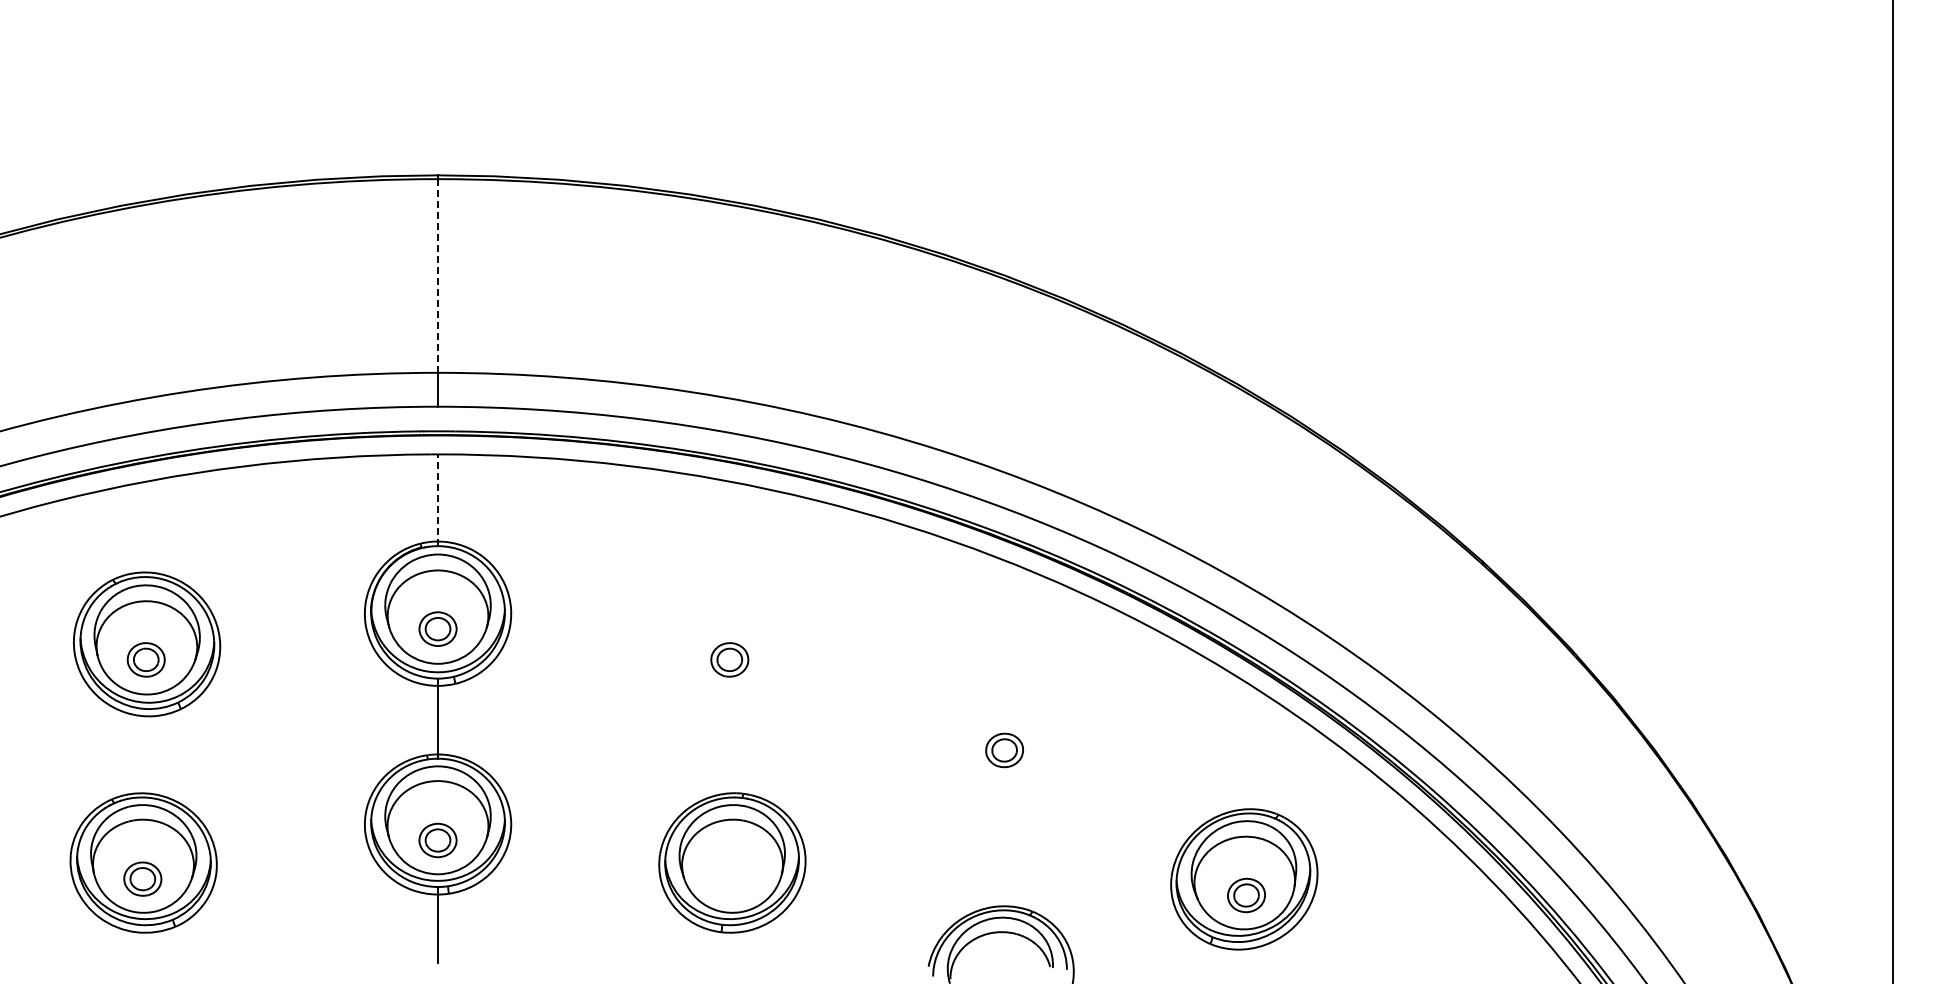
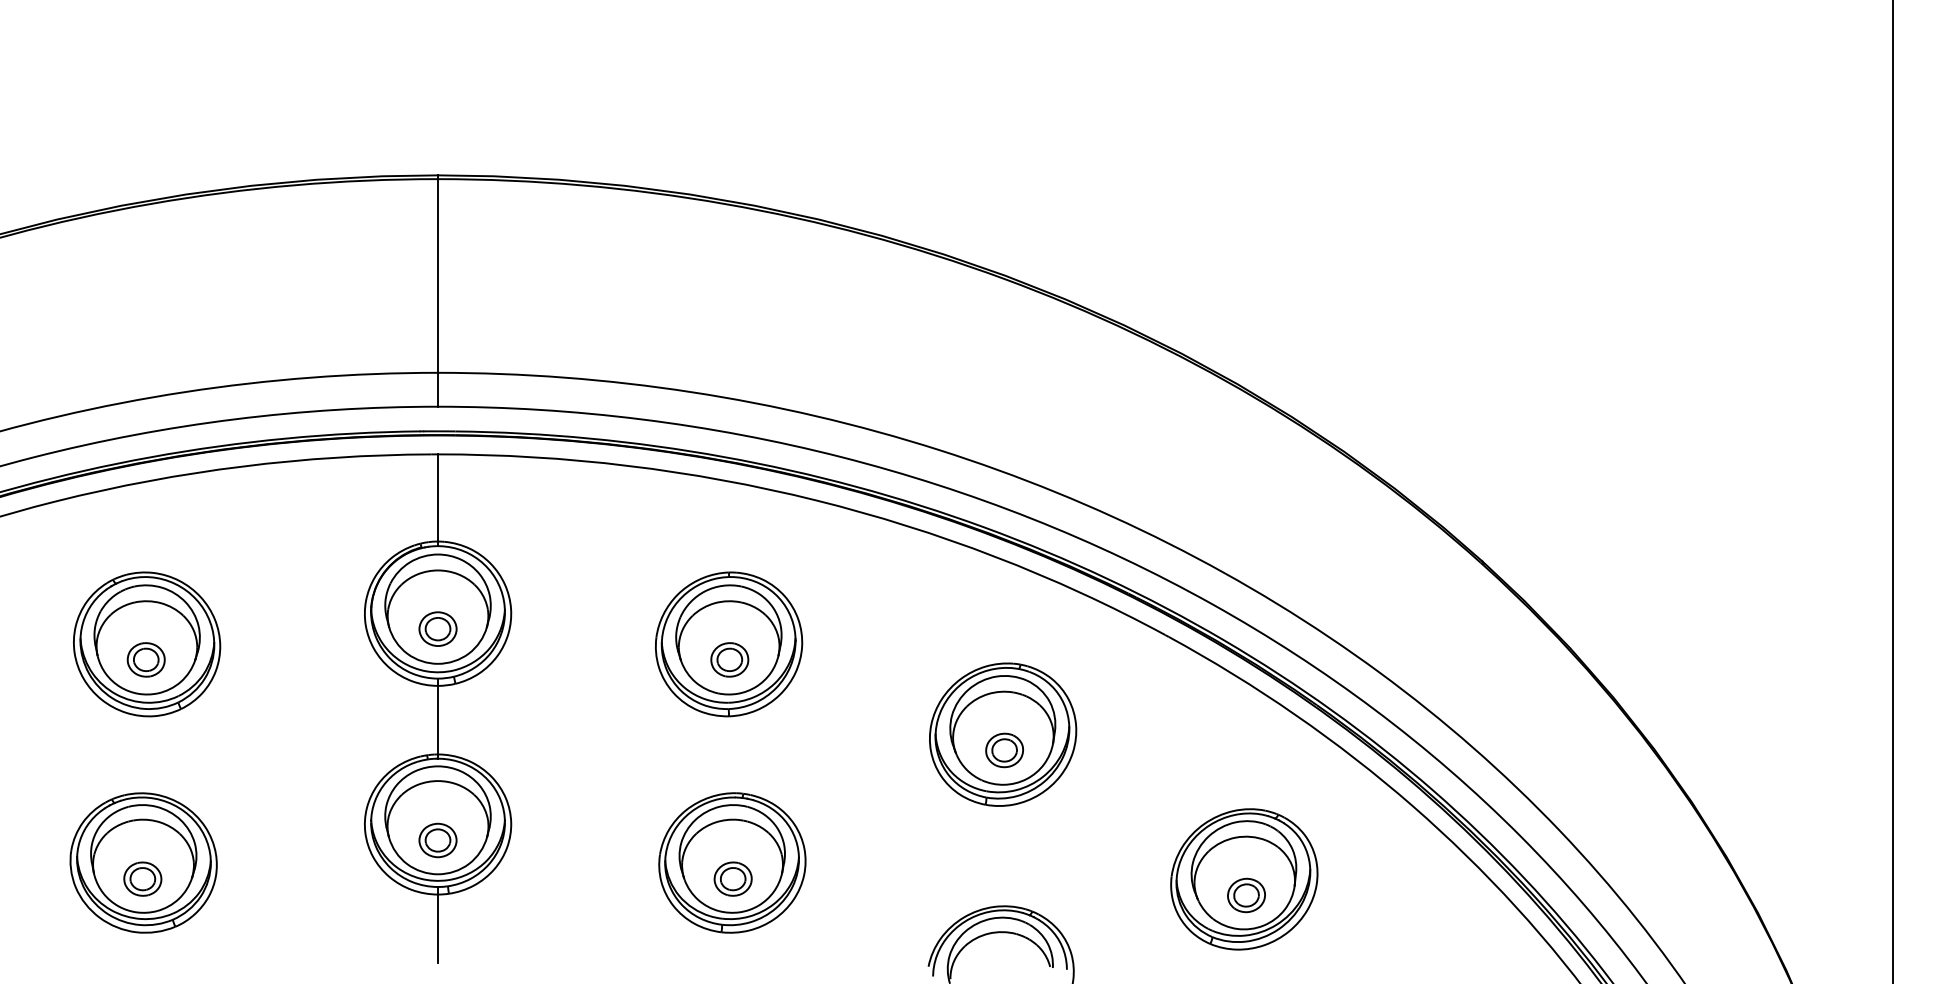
line: dashed -> solid (438, 276)
line: dashed -> solid (438, 500)
part: none -> present (729, 644)
part: none -> present (1003, 734)
part: none -> present (732, 878)
